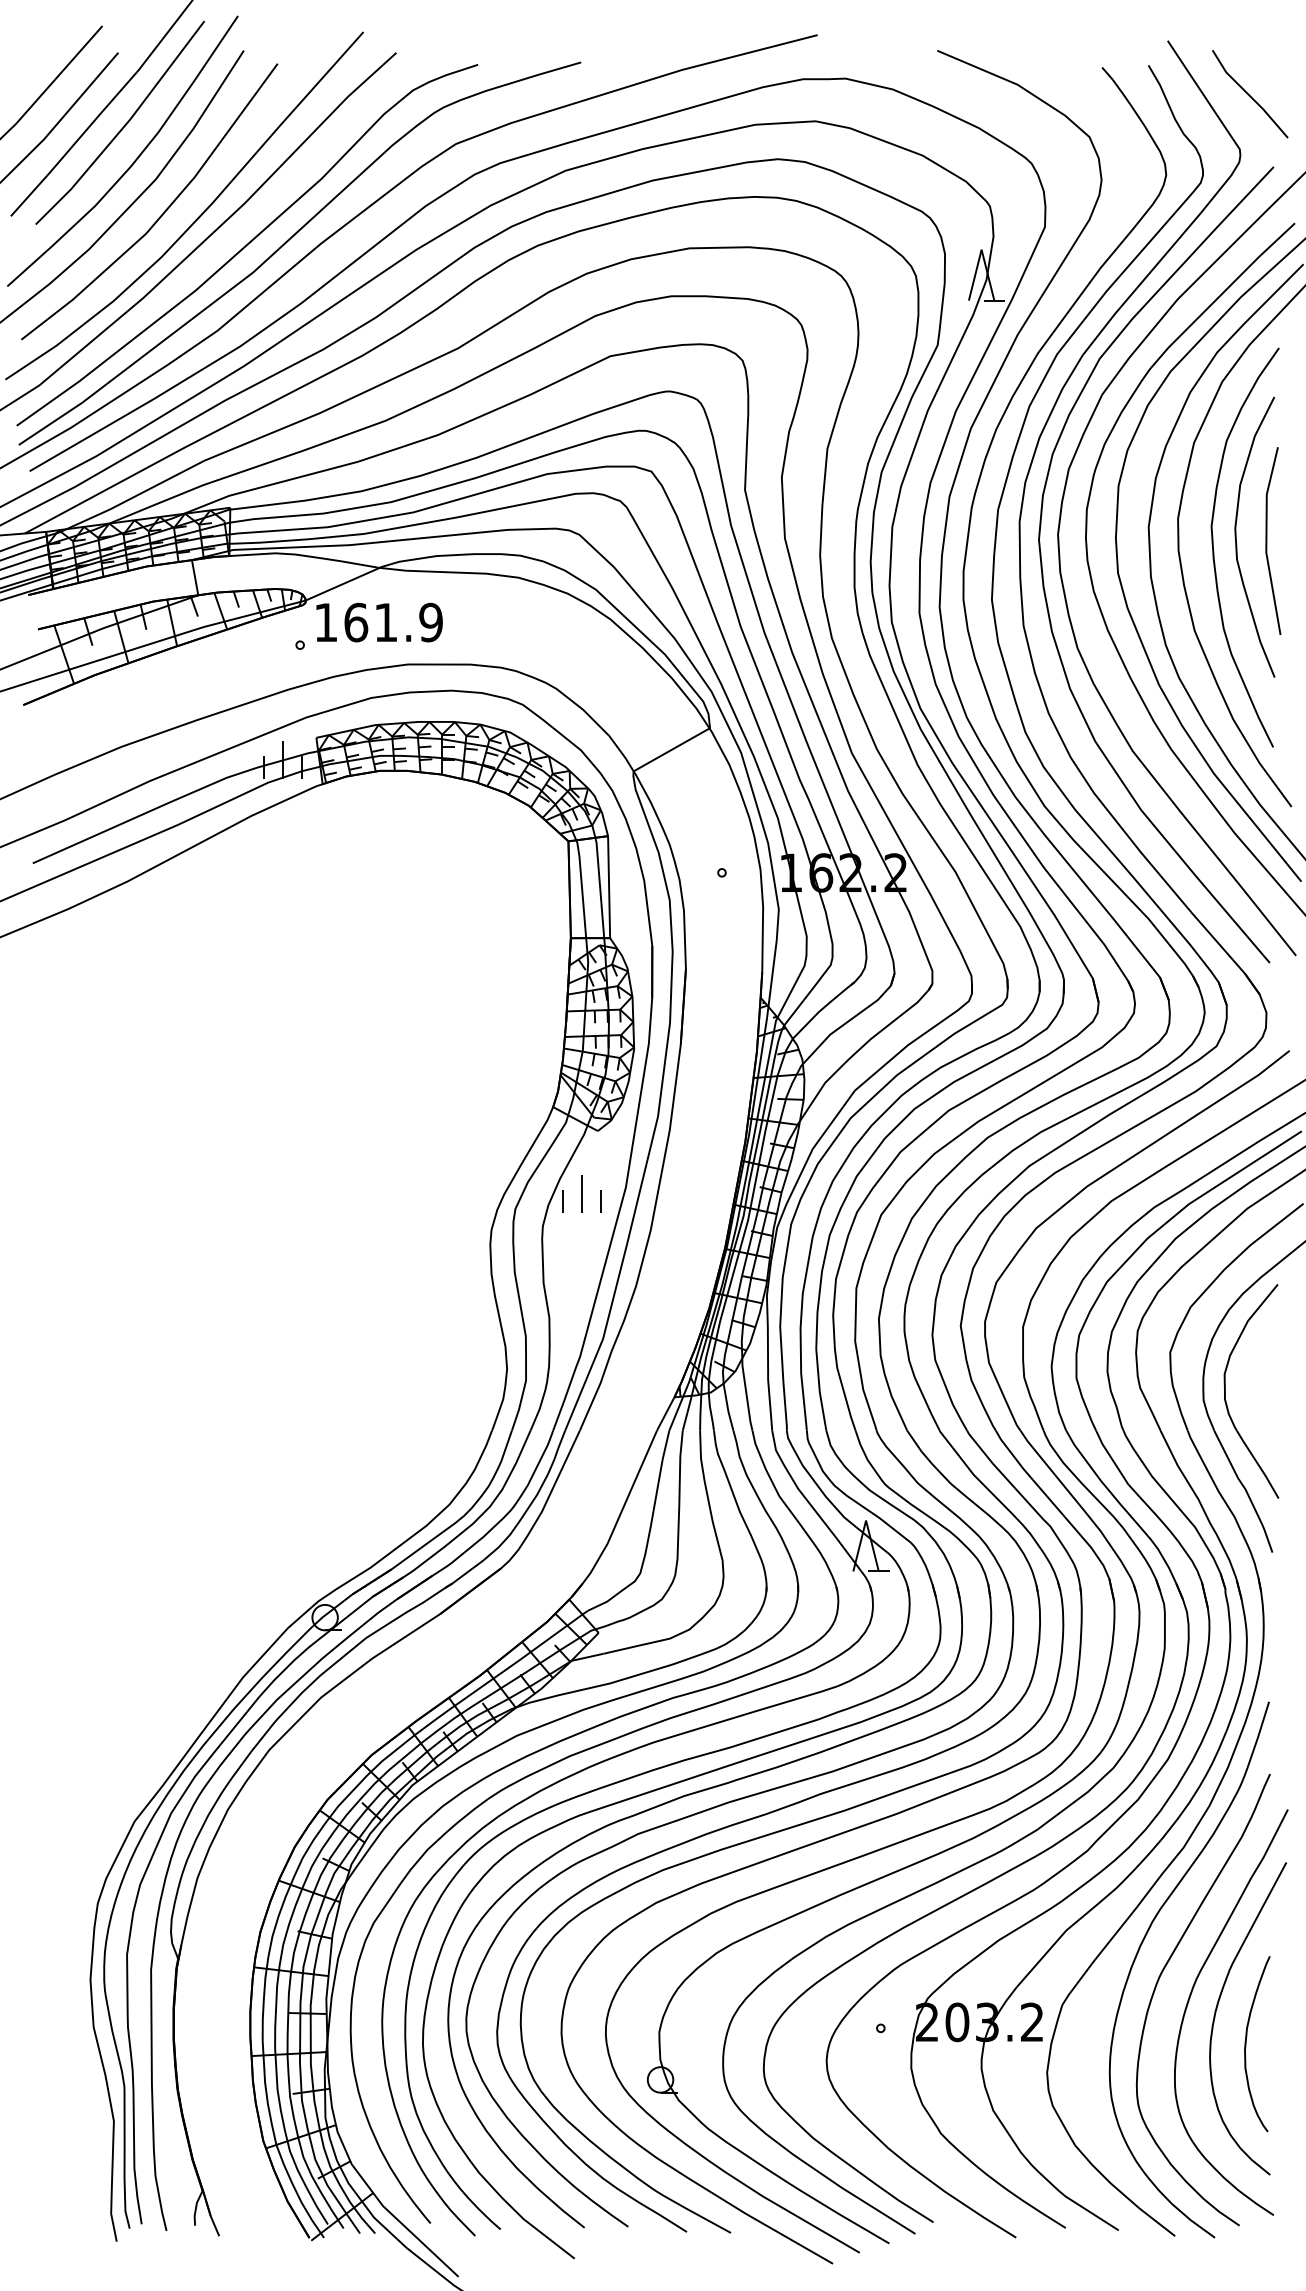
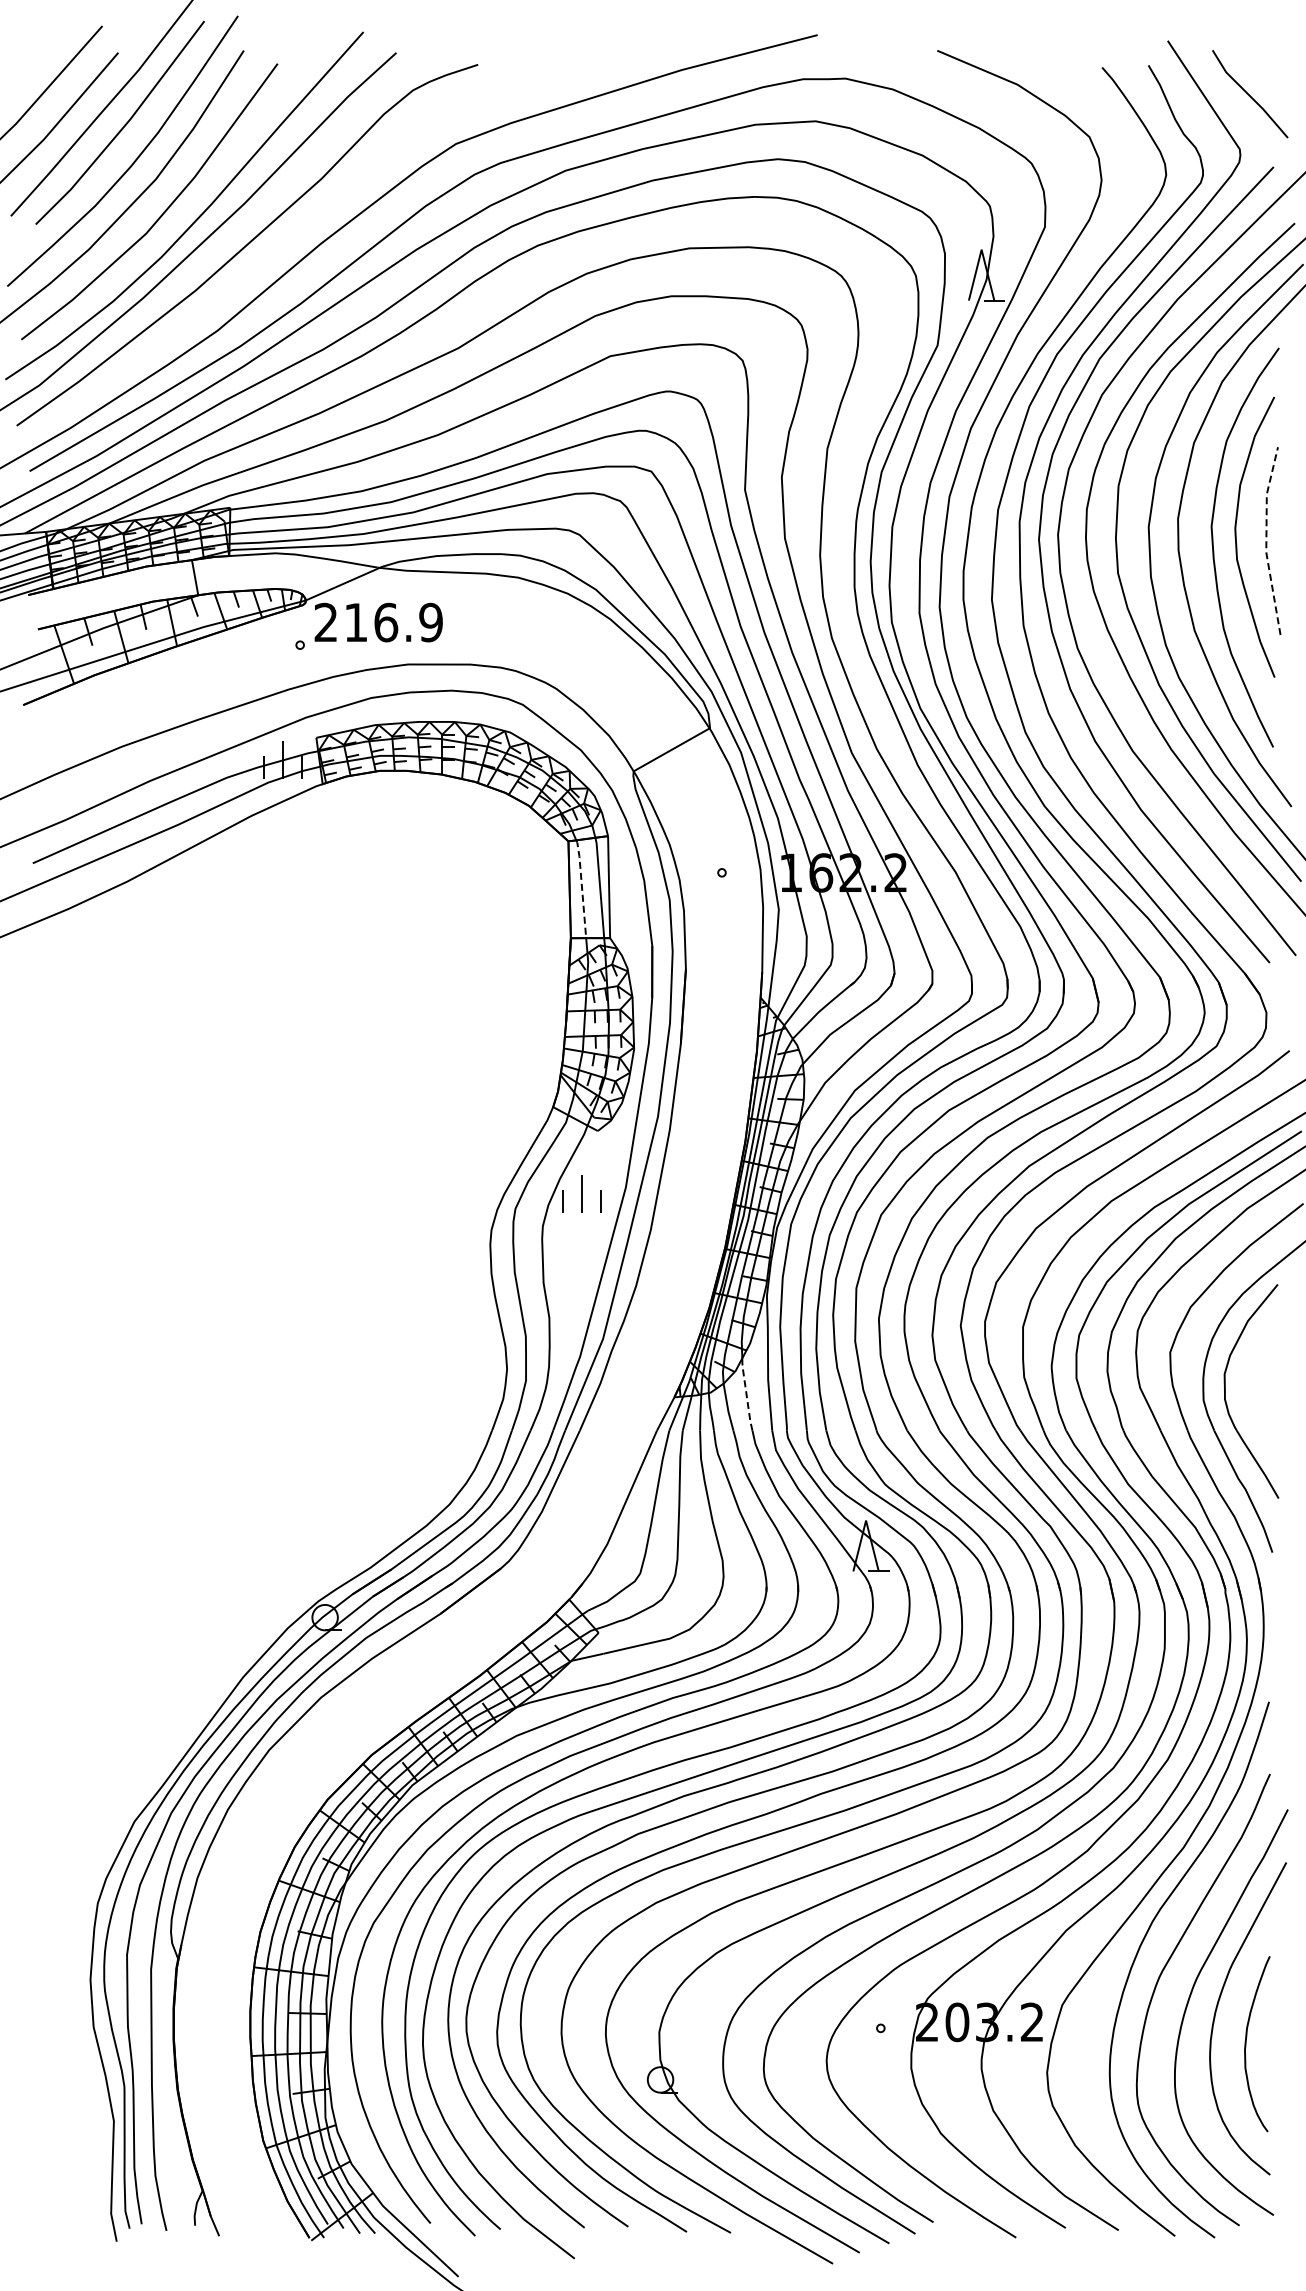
curve: present -> none (288, 241)
line: solid -> dashed (1266, 540)
text: 161.9 -> 216.9 (356, 622)
line: solid -> dashed (582, 887)
line: solid -> dashed (746, 1394)
